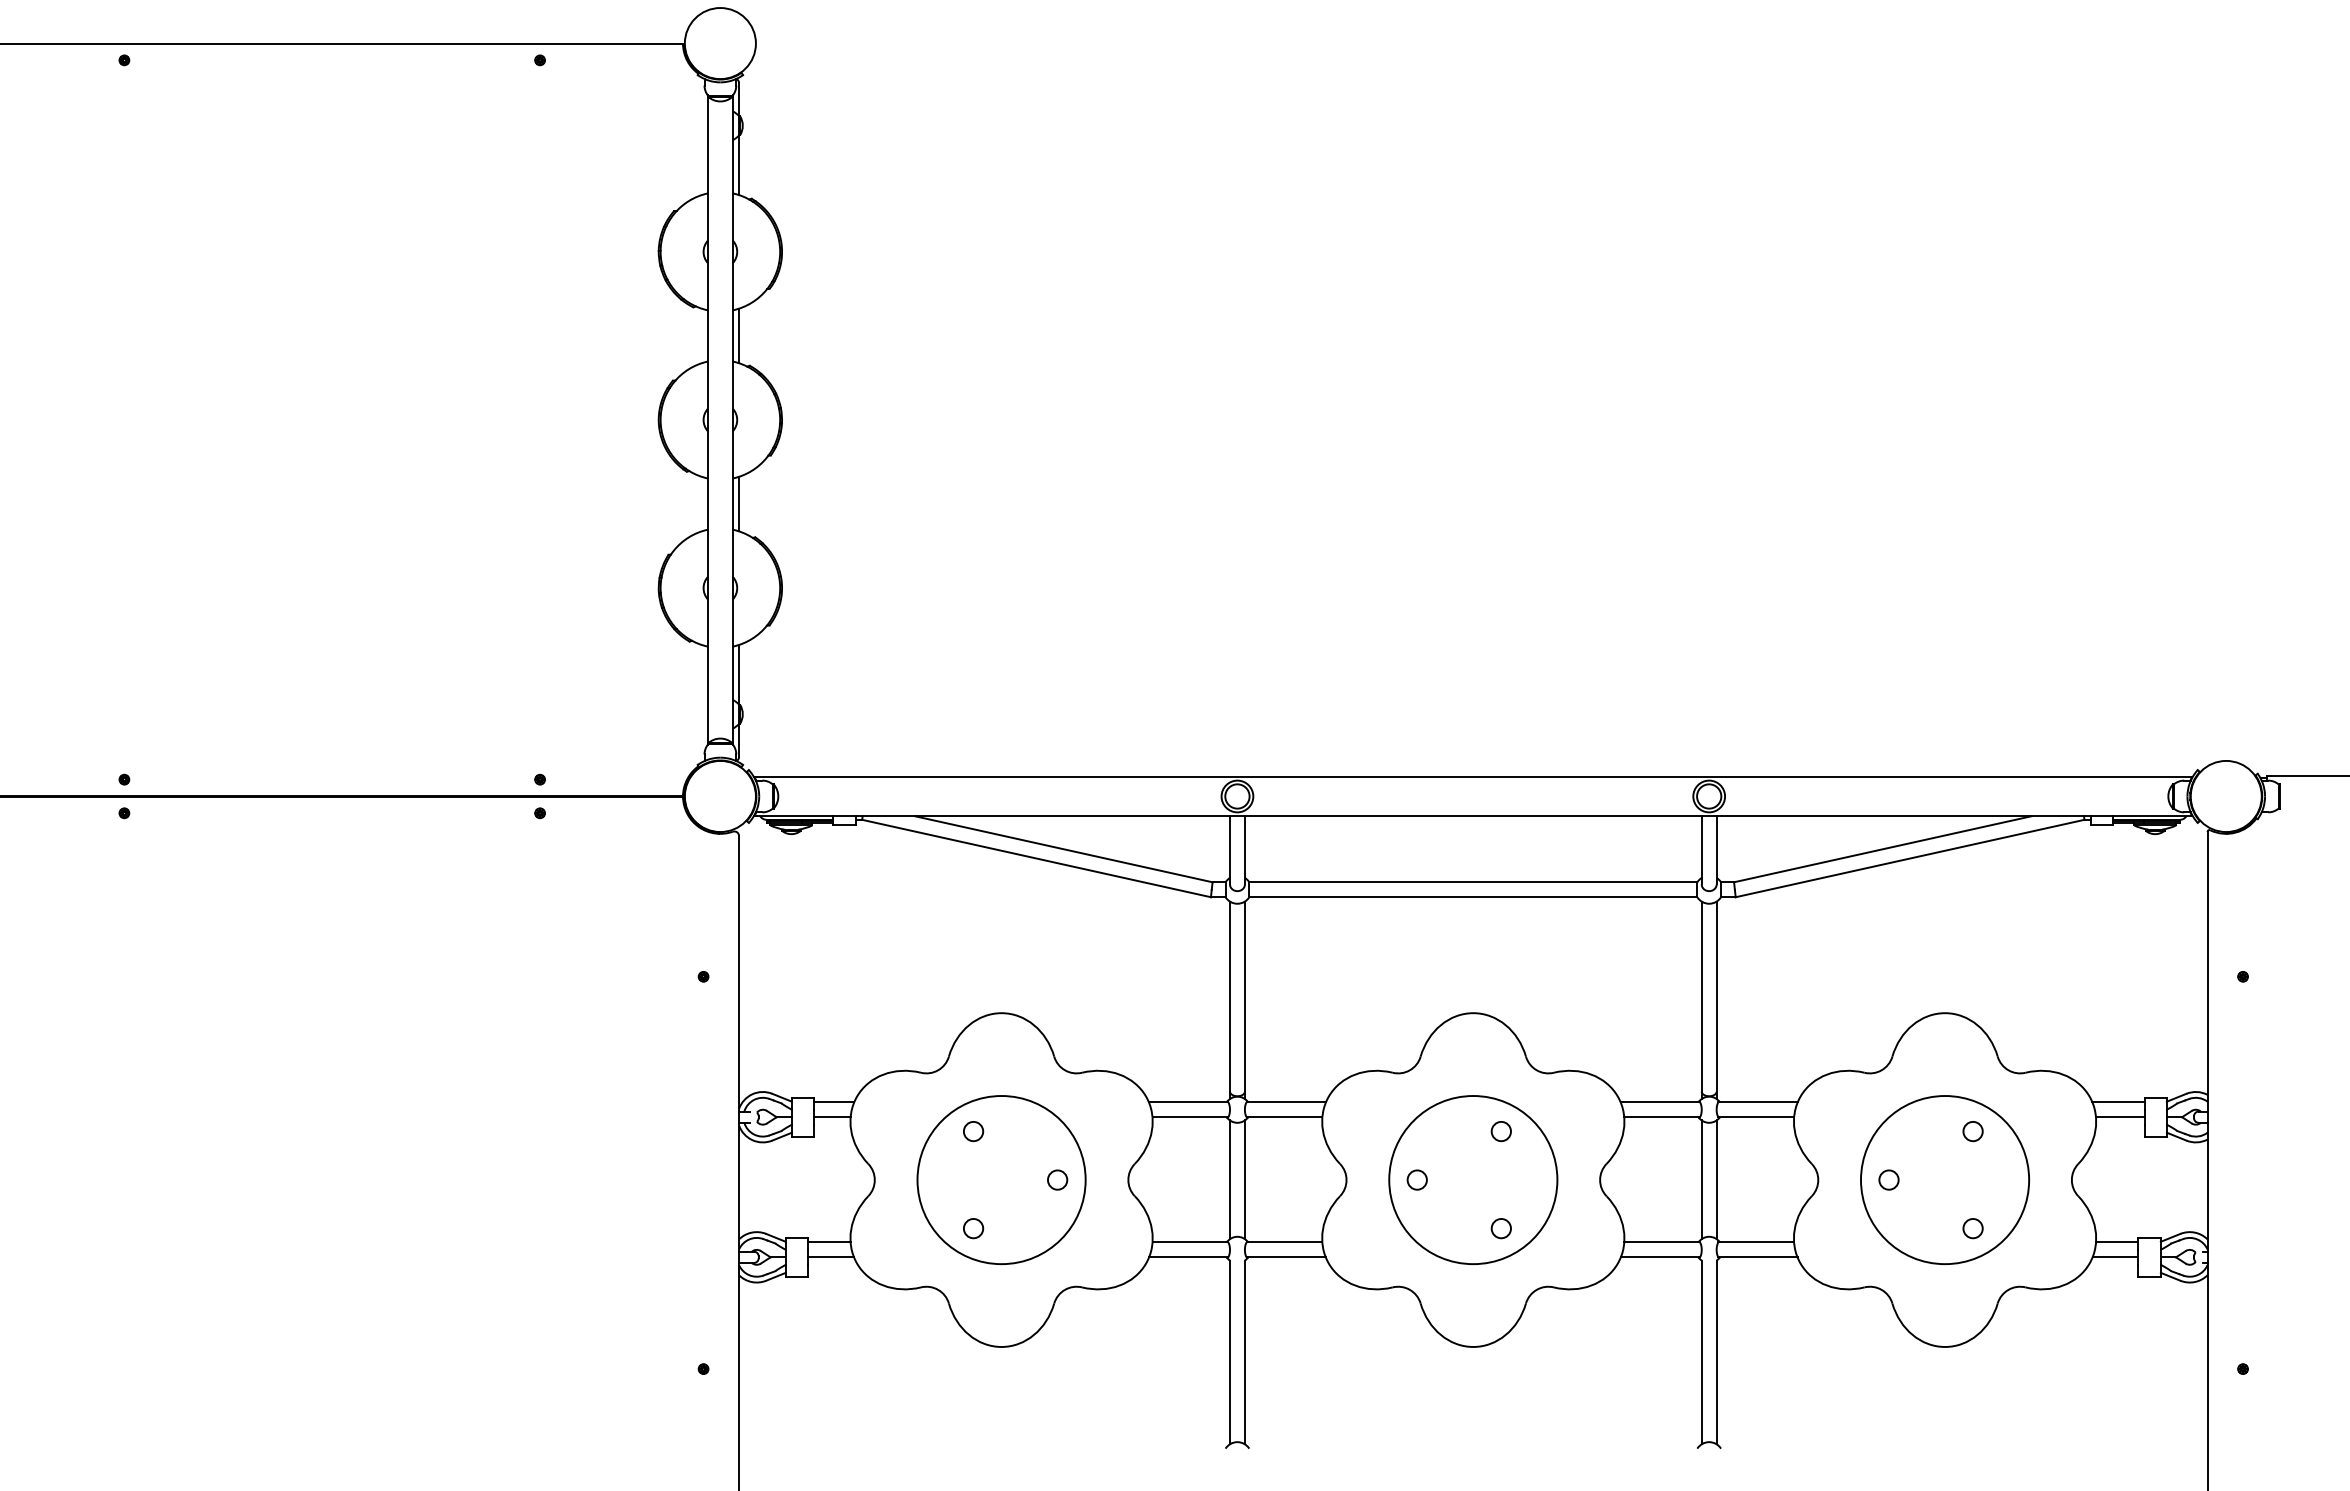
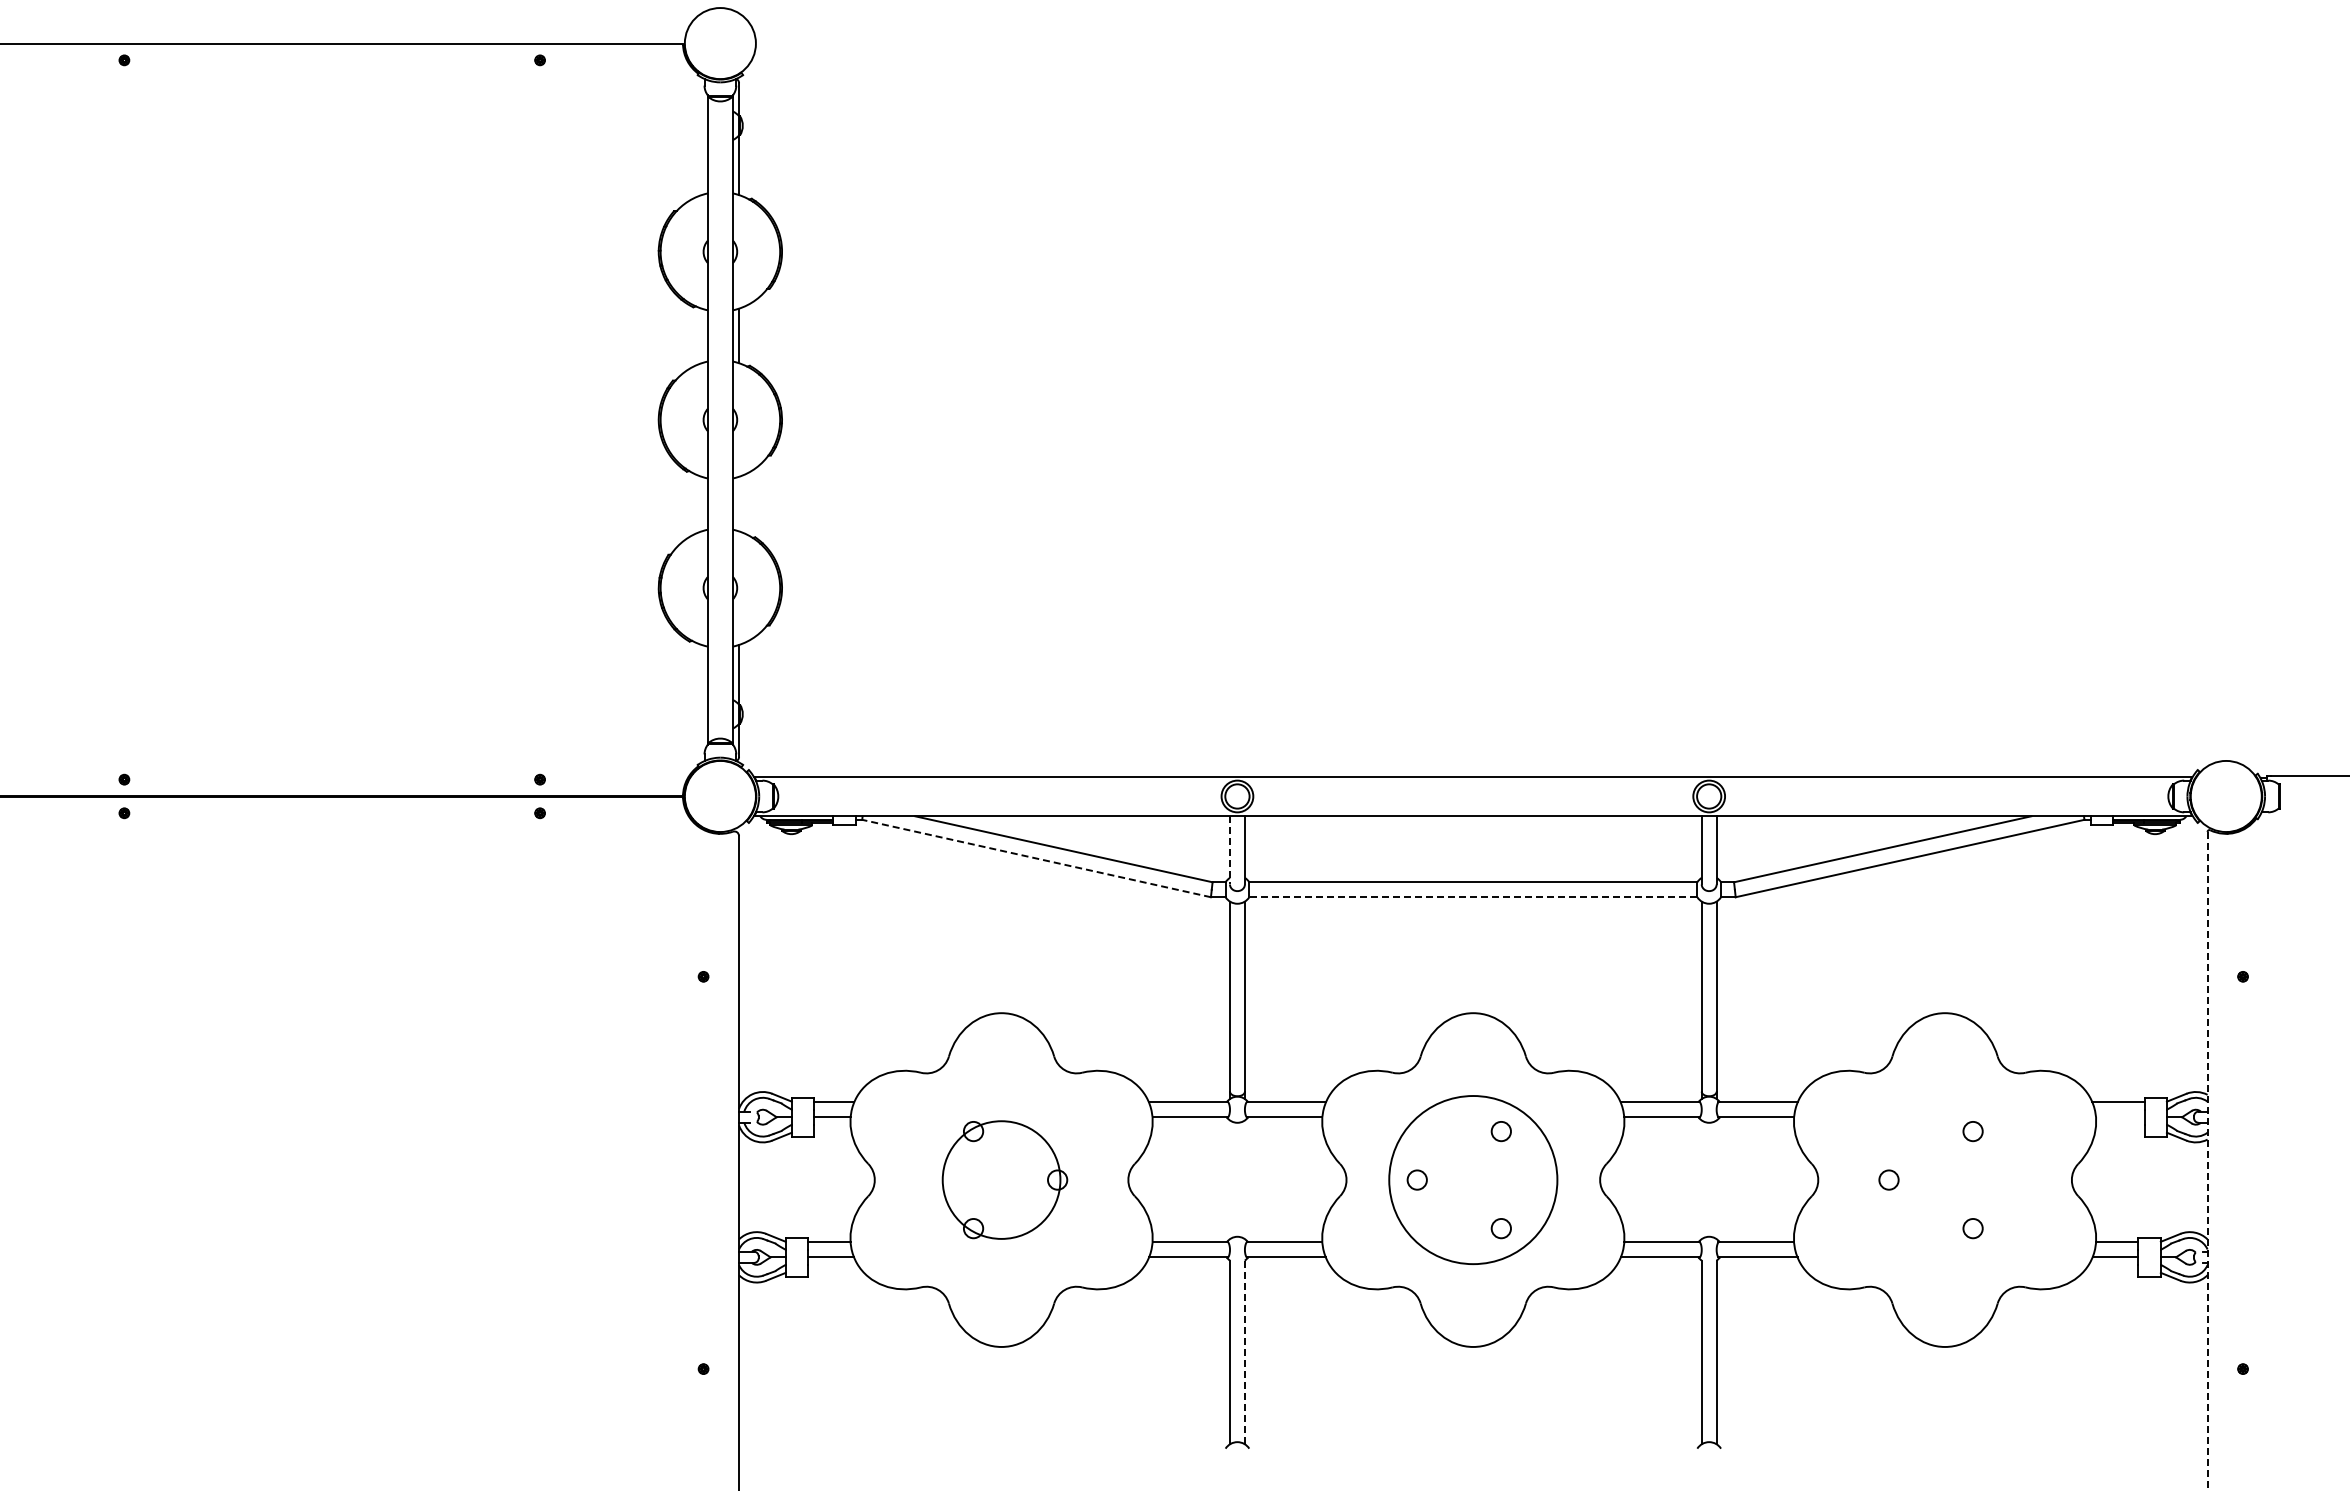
line: present -> none (739, 503)
line: solid -> dashed (1229, 850)
line: solid -> dashed (1036, 858)
line: solid -> dashed (1472, 897)
line: present -> none (2120, 1117)
line: solid -> dashed (2207, 1161)
line: present -> none (1229, 1179)
line: present -> none (1244, 1179)
line: present -> none (1701, 1179)
line: present -> none (1716, 1179)
circle: present -> none (1944, 1179)
circle diameter: 168 px -> 118 px (1001, 1179)
line: solid -> dashed (1244, 1352)
